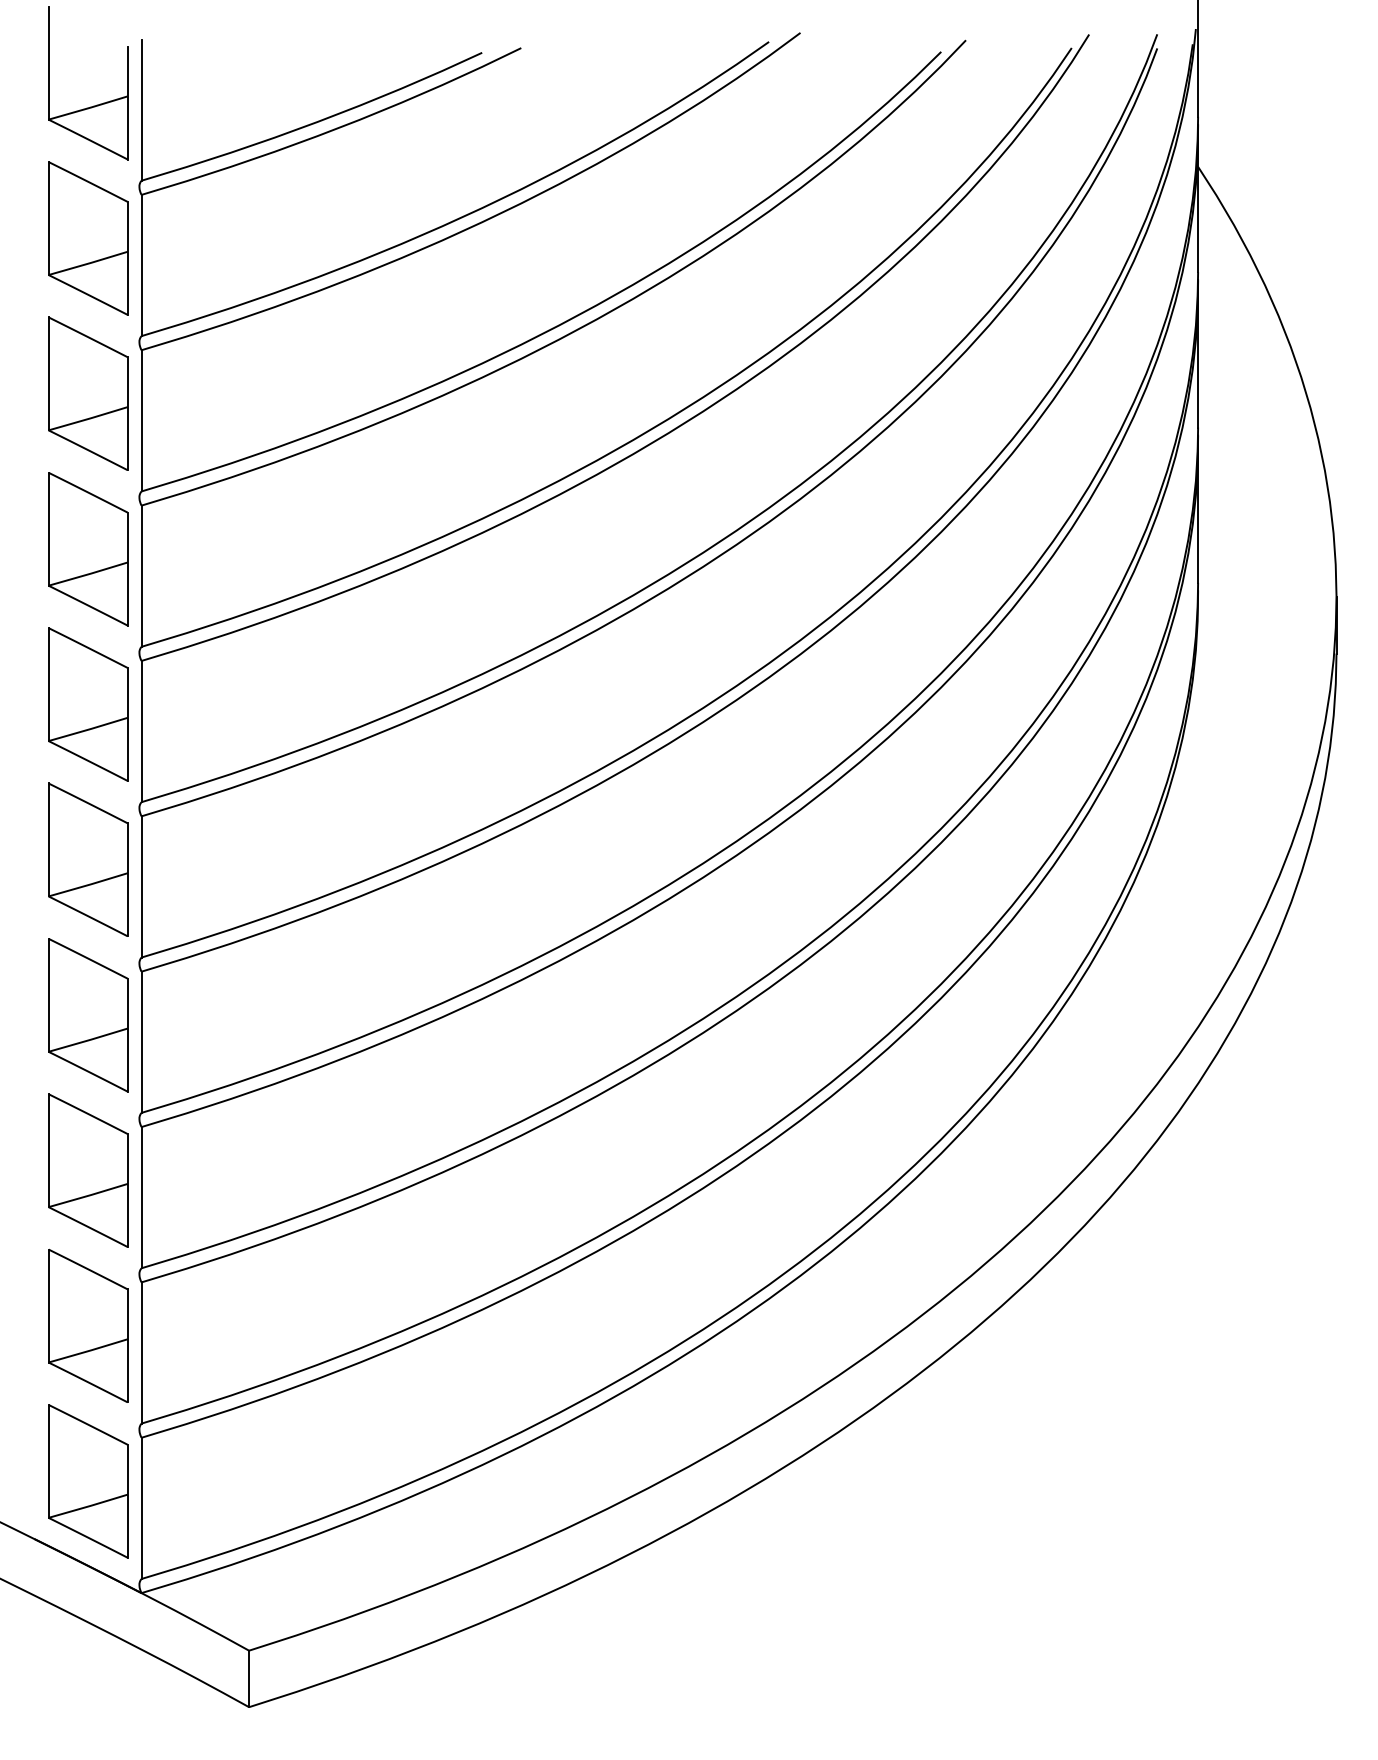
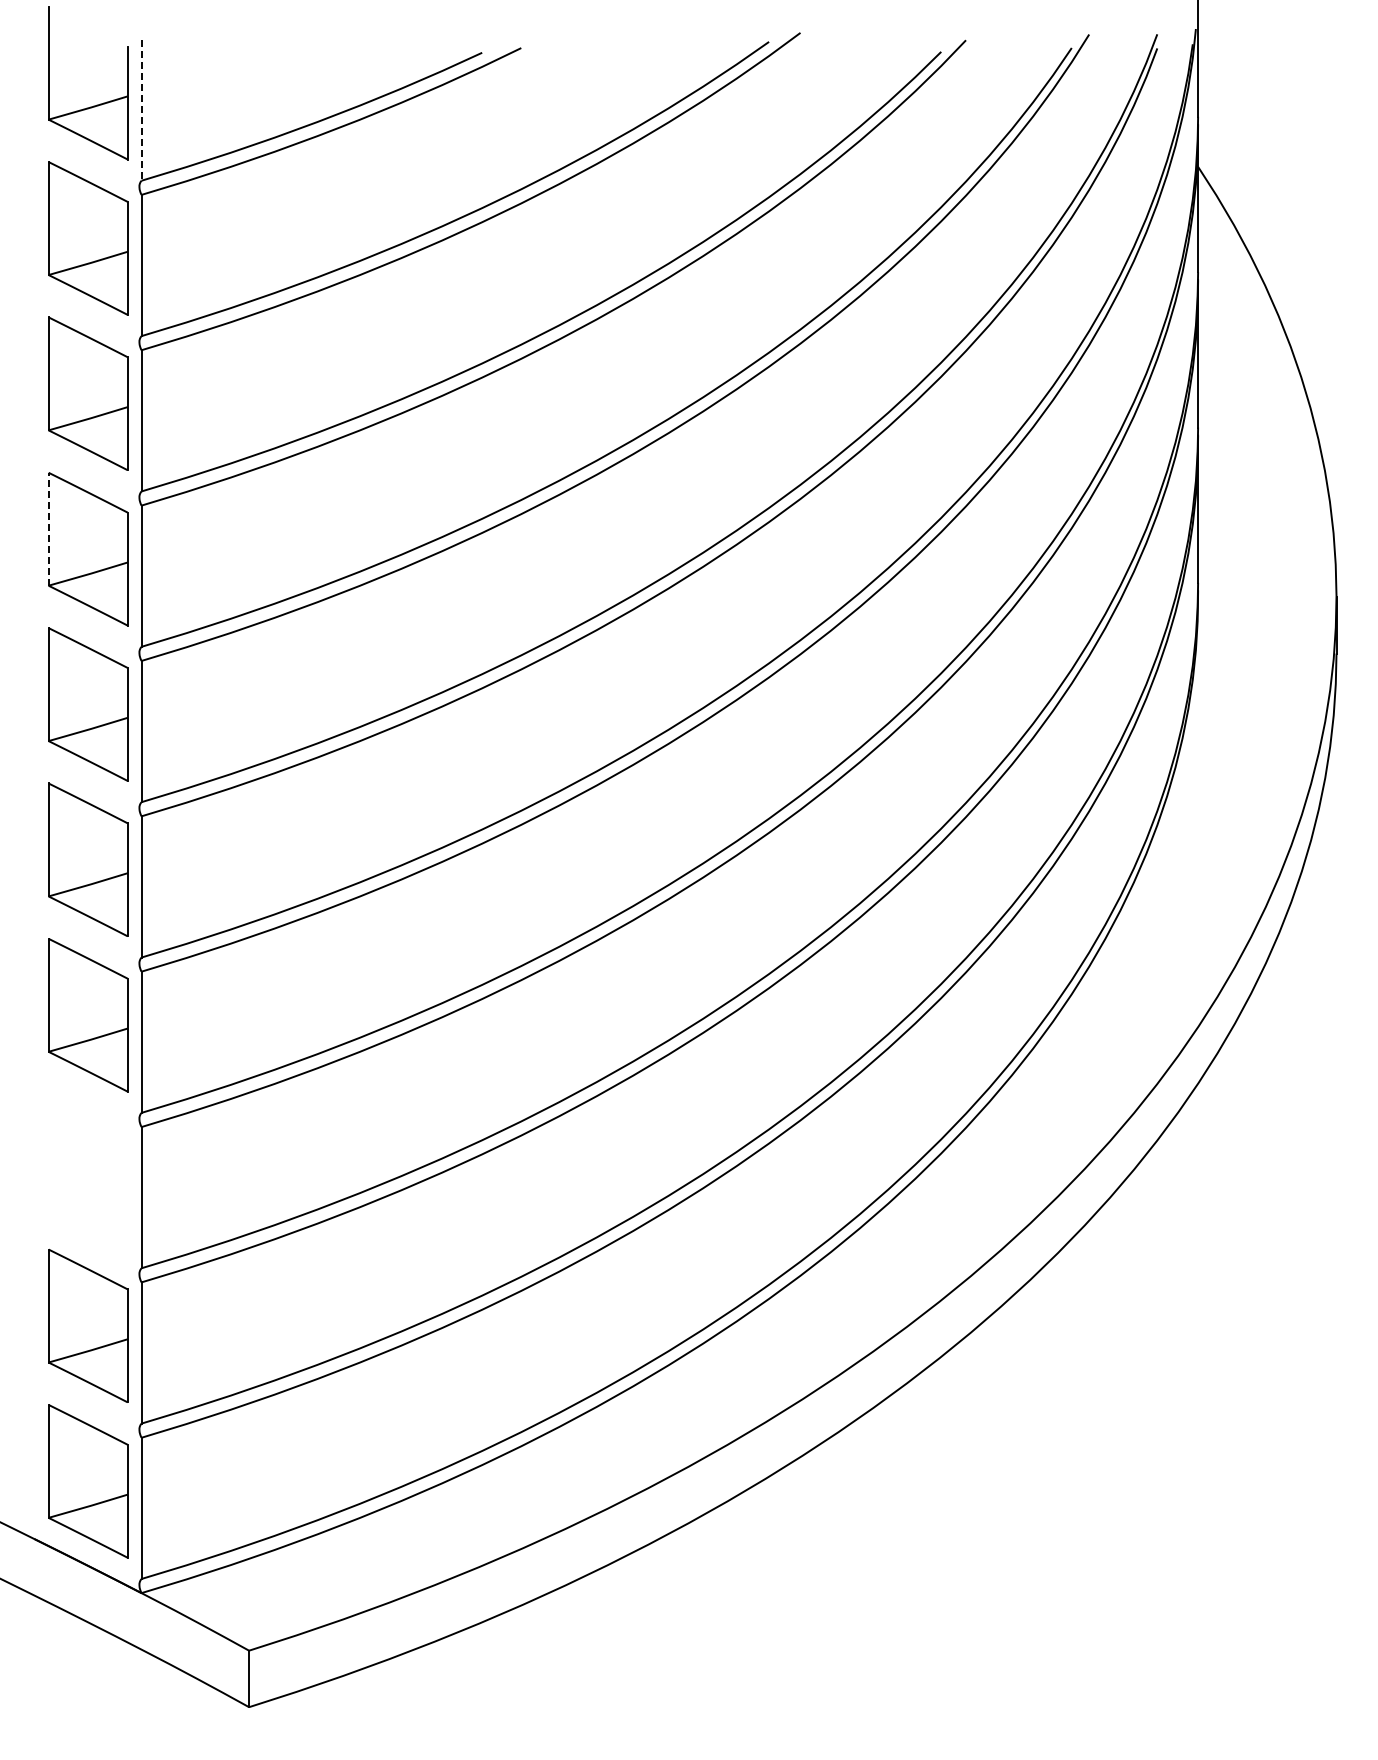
line: solid -> dashed (141, 110)
line: solid -> dashed (48, 528)
part: present -> none (88, 1170)
